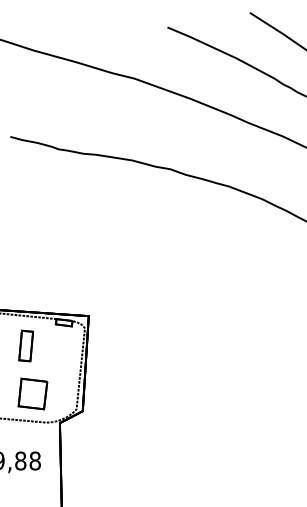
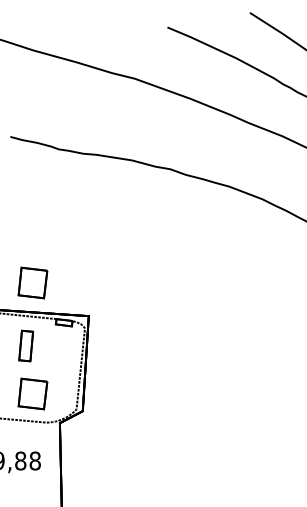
part: none -> present (32, 282)
